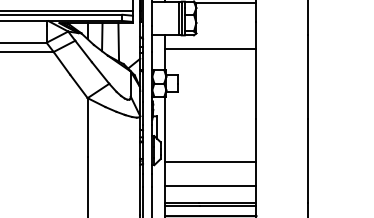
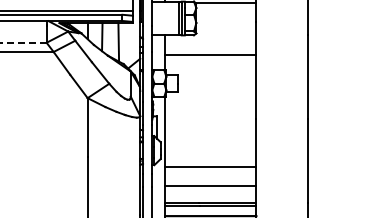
line: solid -> dashed (23, 42)
line position: (210, 48) -> (210, 54) (210, 54)
line position: (210, 161) -> (210, 166) (210, 166)
